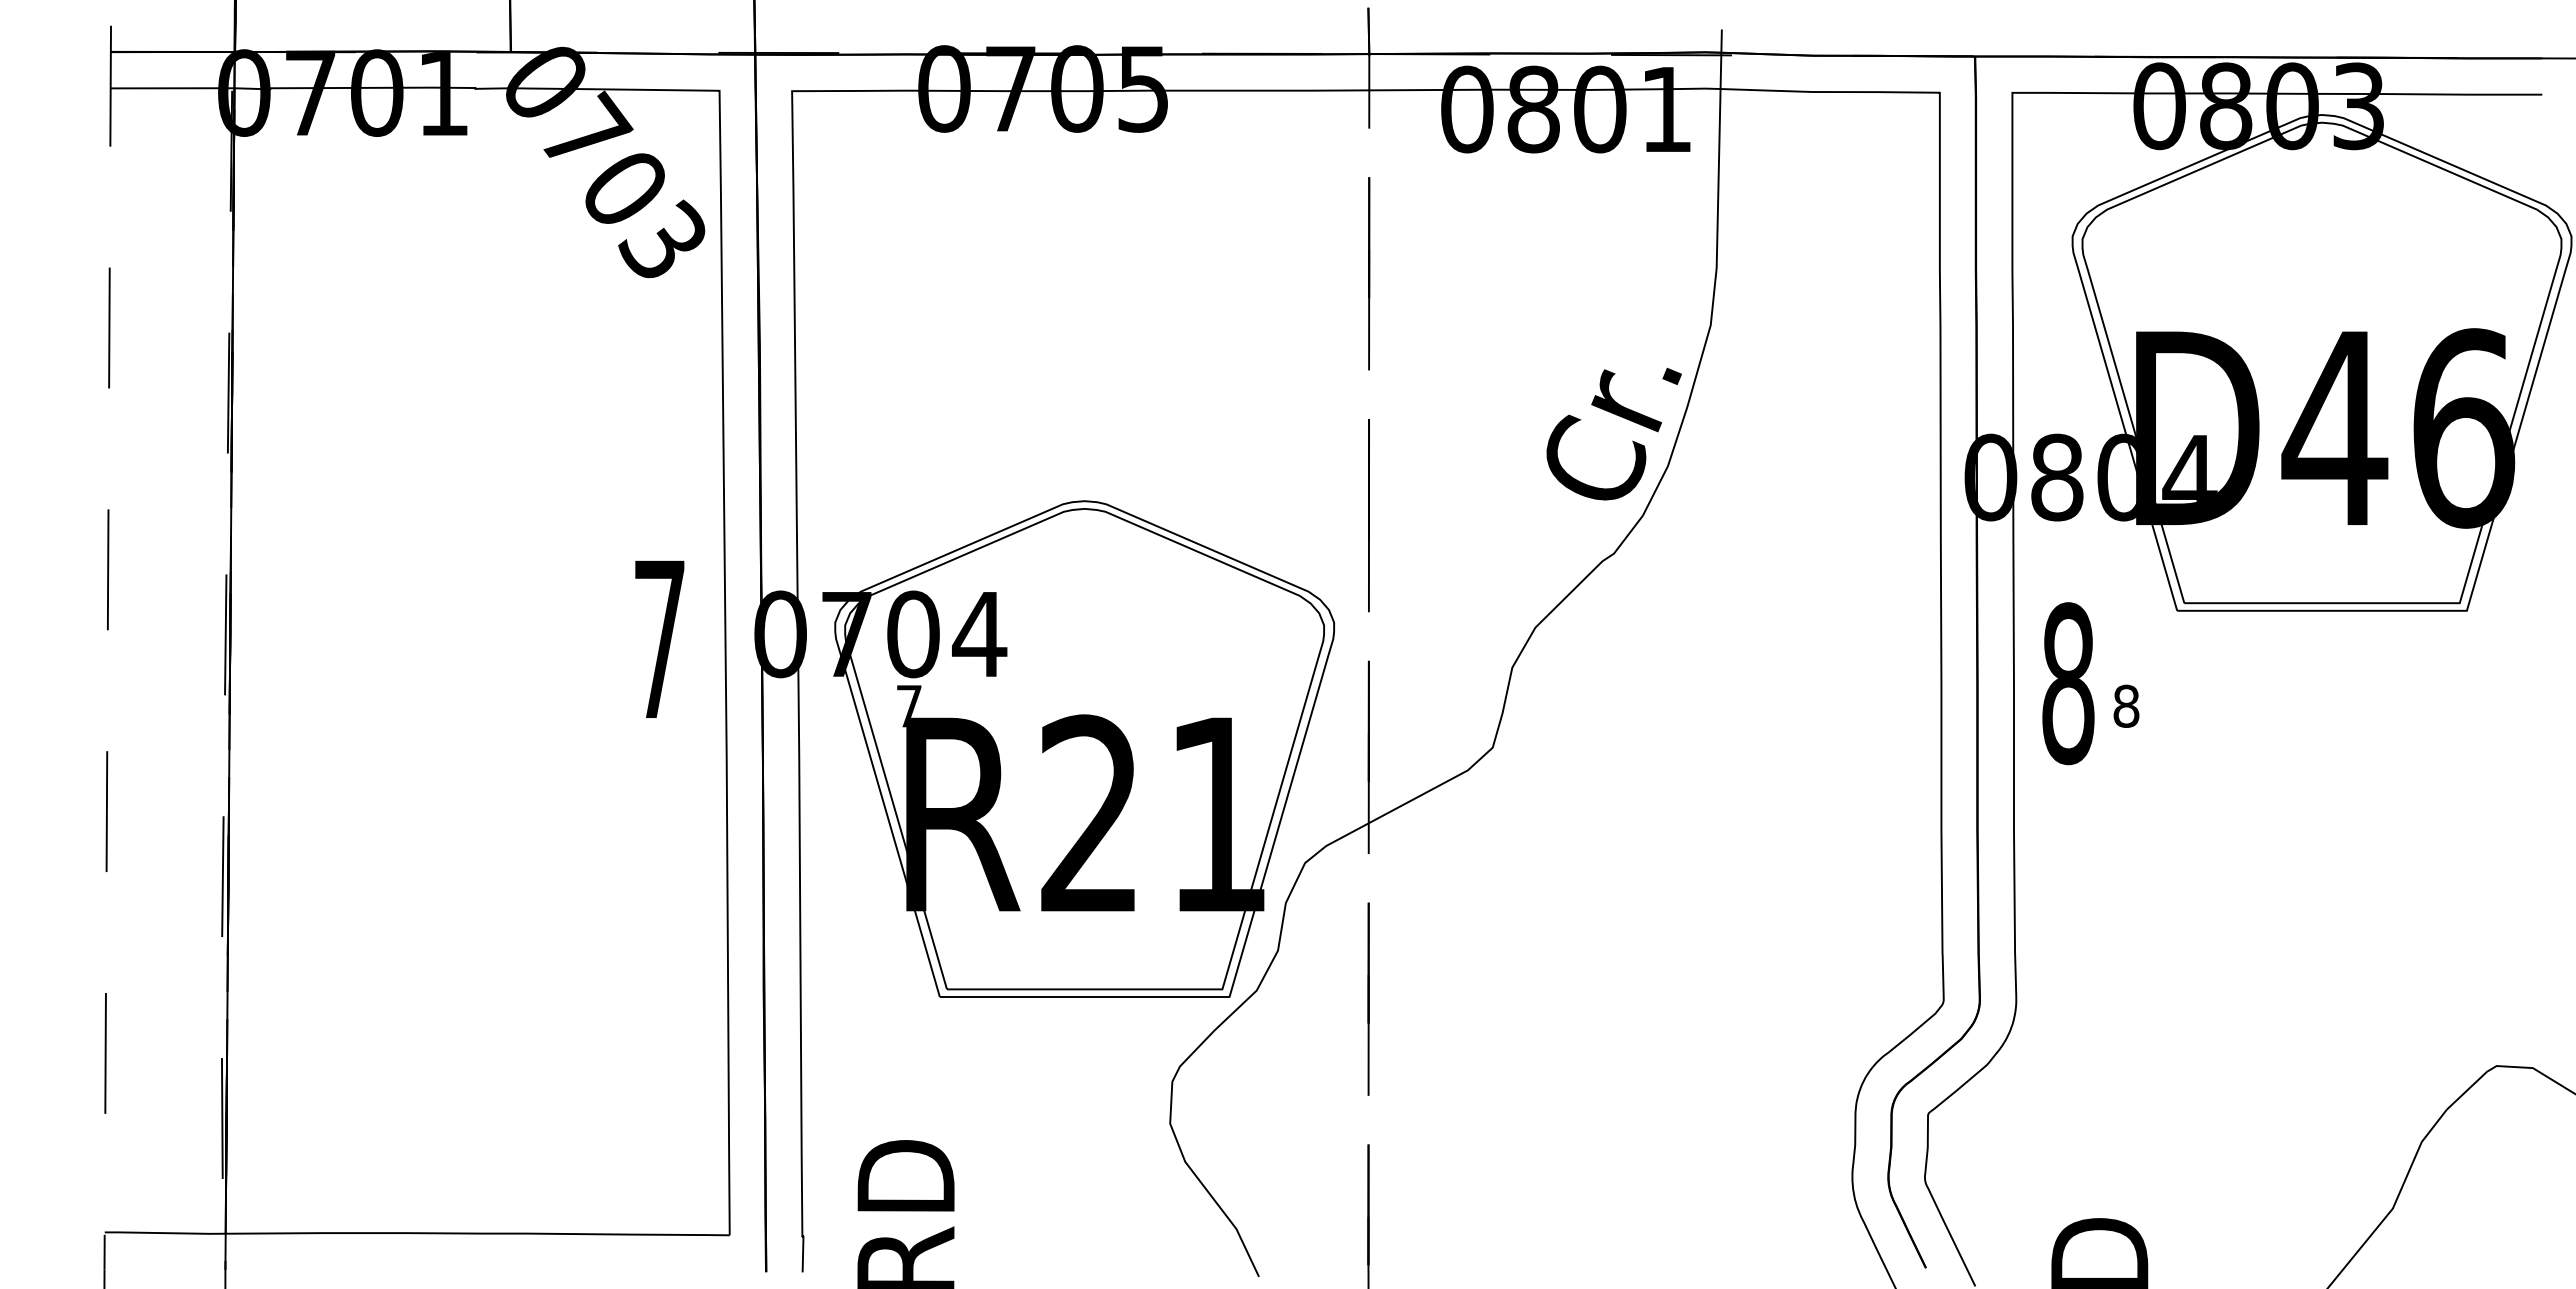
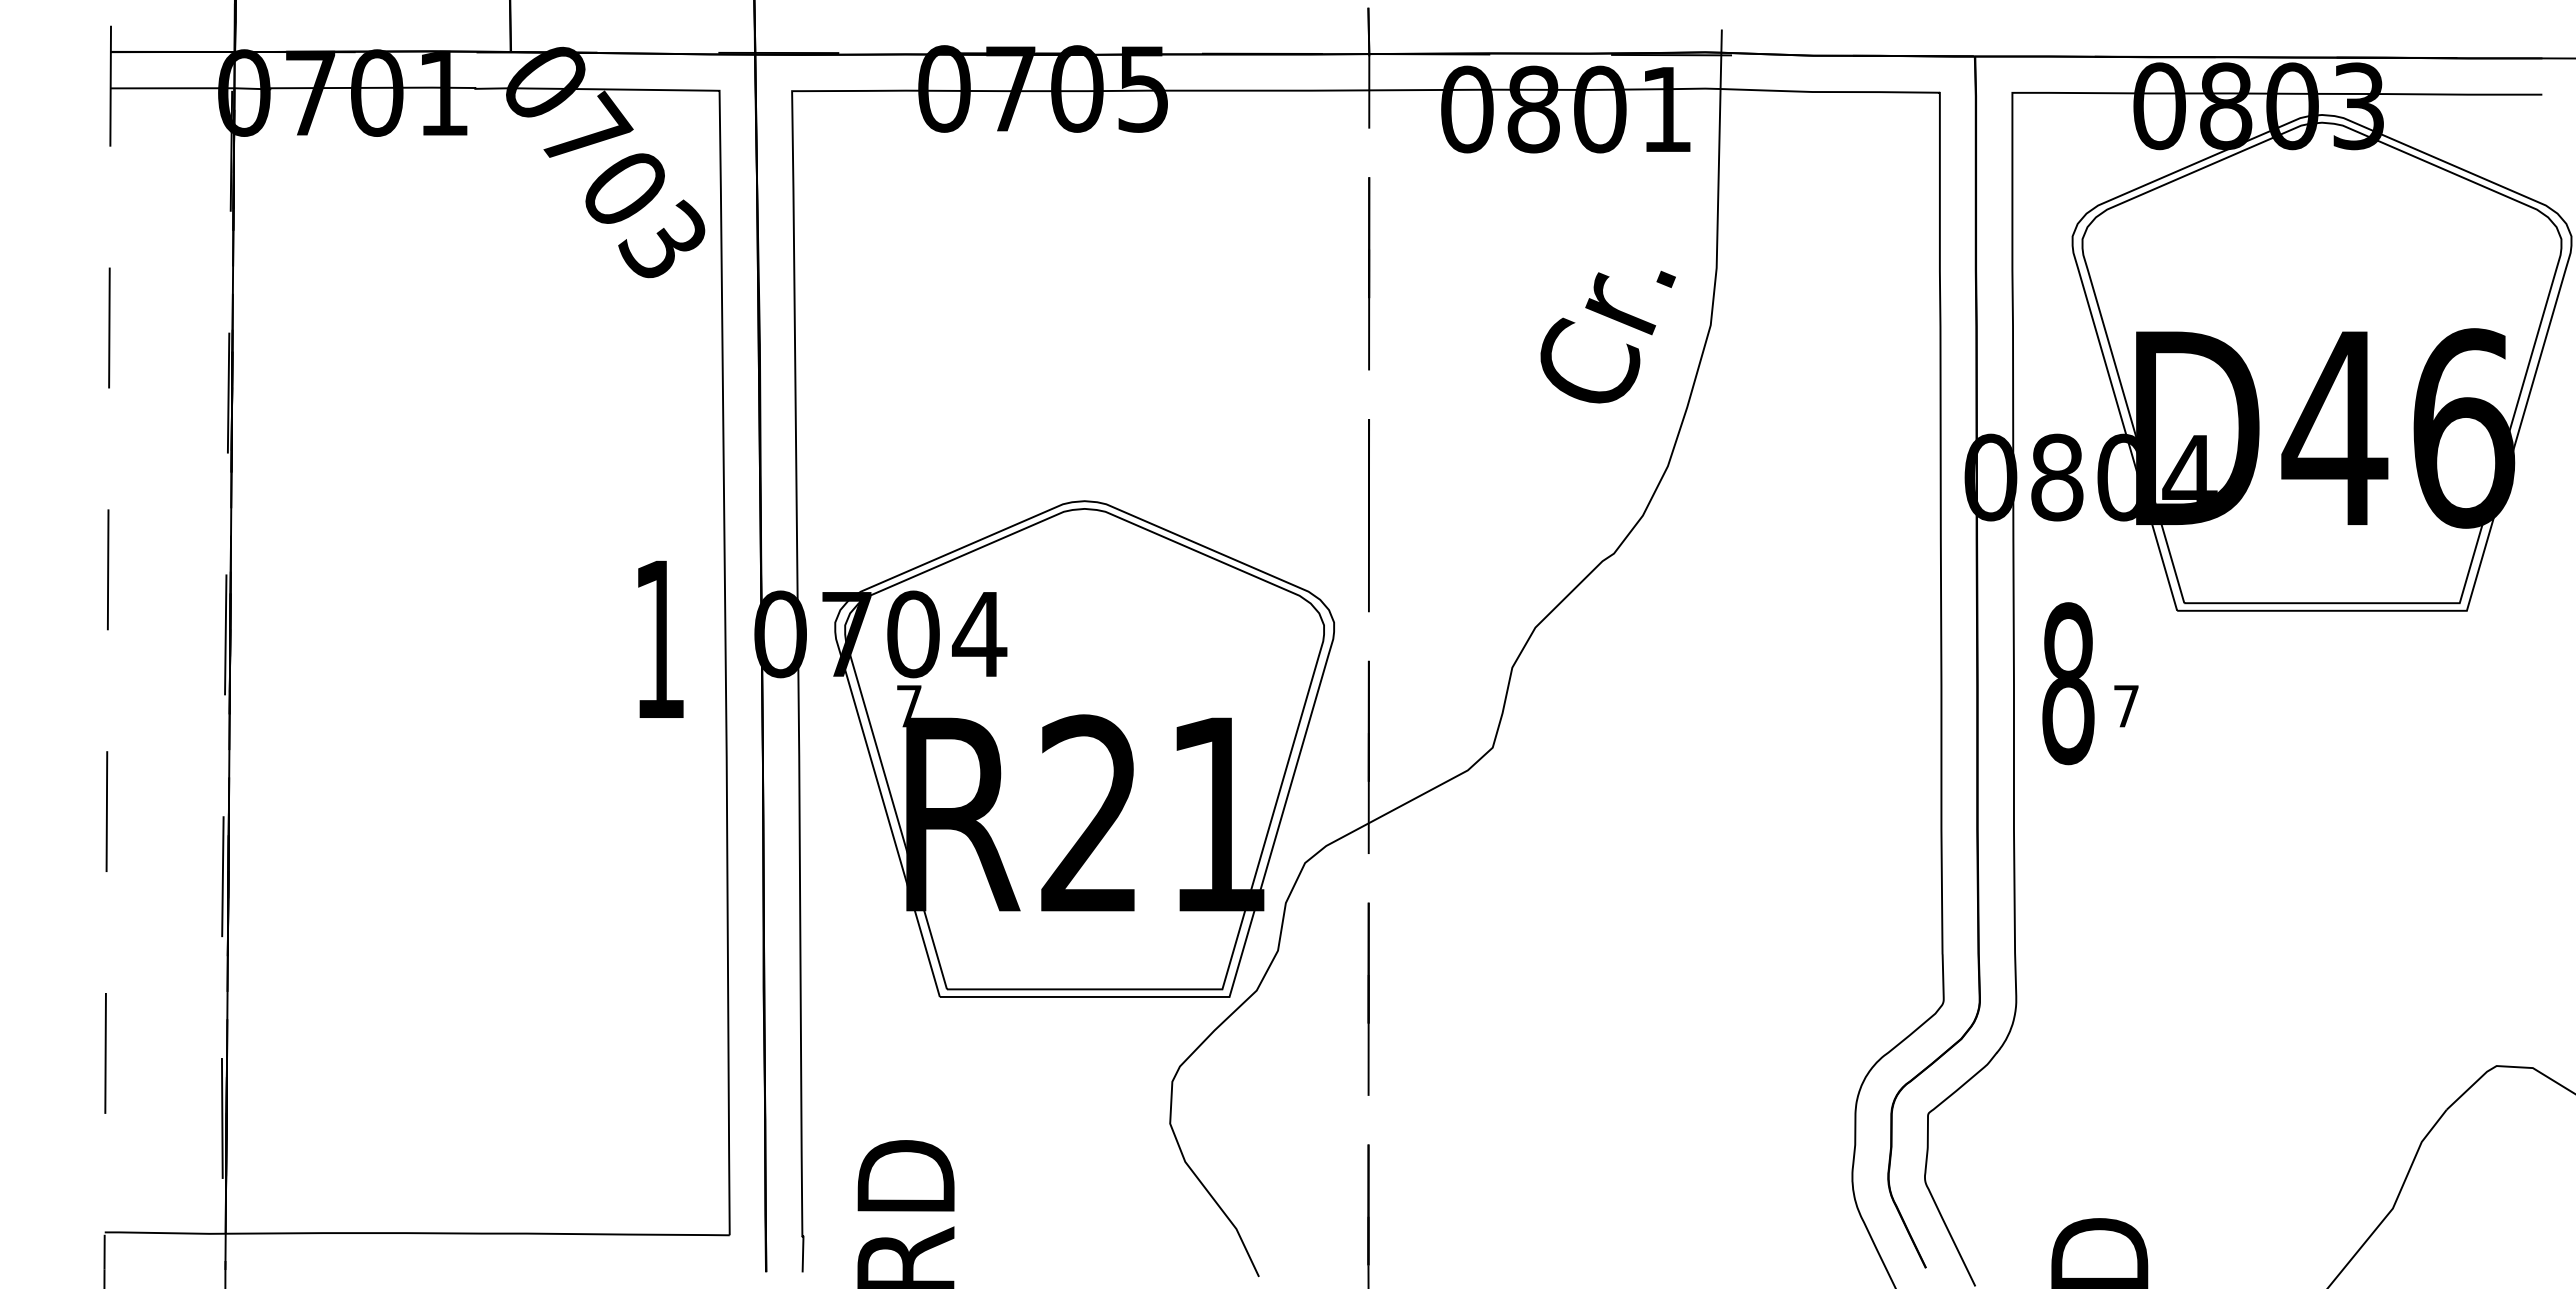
text position: (1613, 433) -> (1607, 336) (1607, 336)
text: 7 -> 1 (659, 638)
text: 8 -> 7 (2126, 705)
